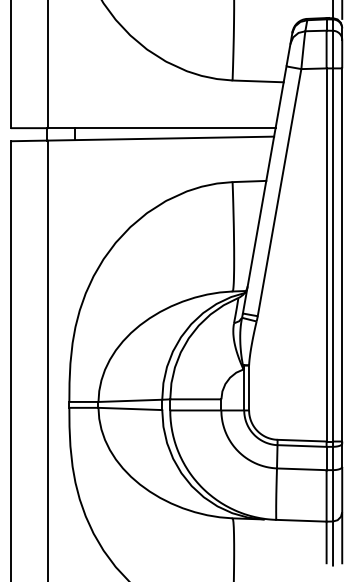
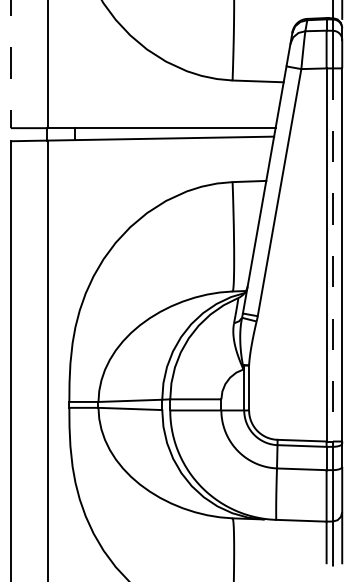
line: solid -> dashed (10, 64)
line: solid -> dashed (333, 254)
